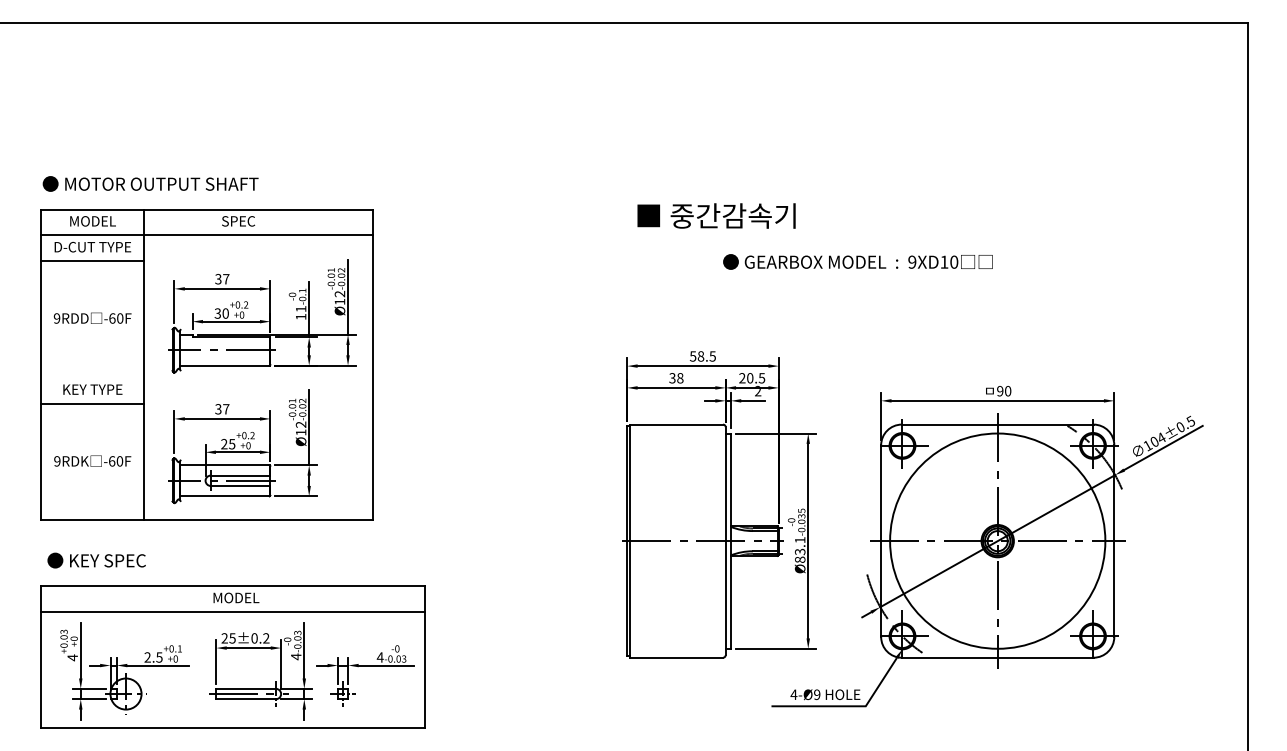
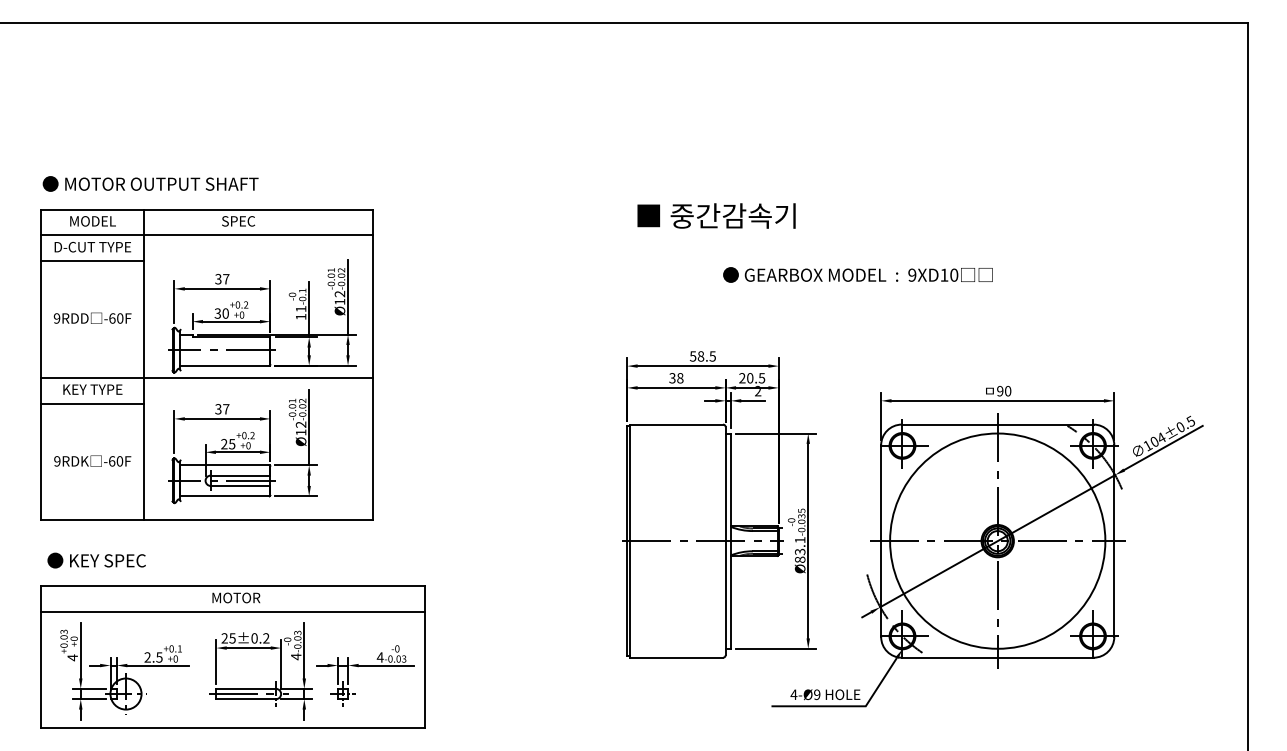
text position: (857, 261) -> (857, 274) (857, 274)
line: none -> present (206, 377)
text: MODEL -> MOTOR (236, 597)
